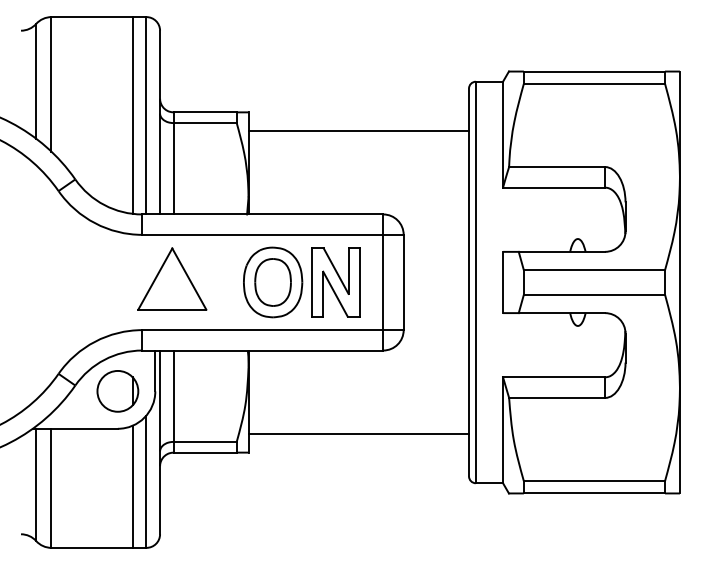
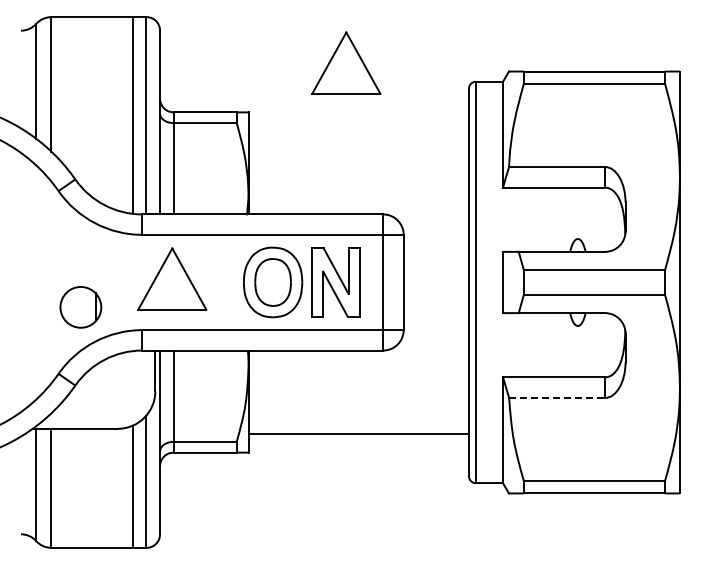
part: none -> present (346, 62)
line: present -> none (358, 131)
part position: (117, 391) -> (80, 307) (80, 307)
line: solid -> dashed (557, 397)
